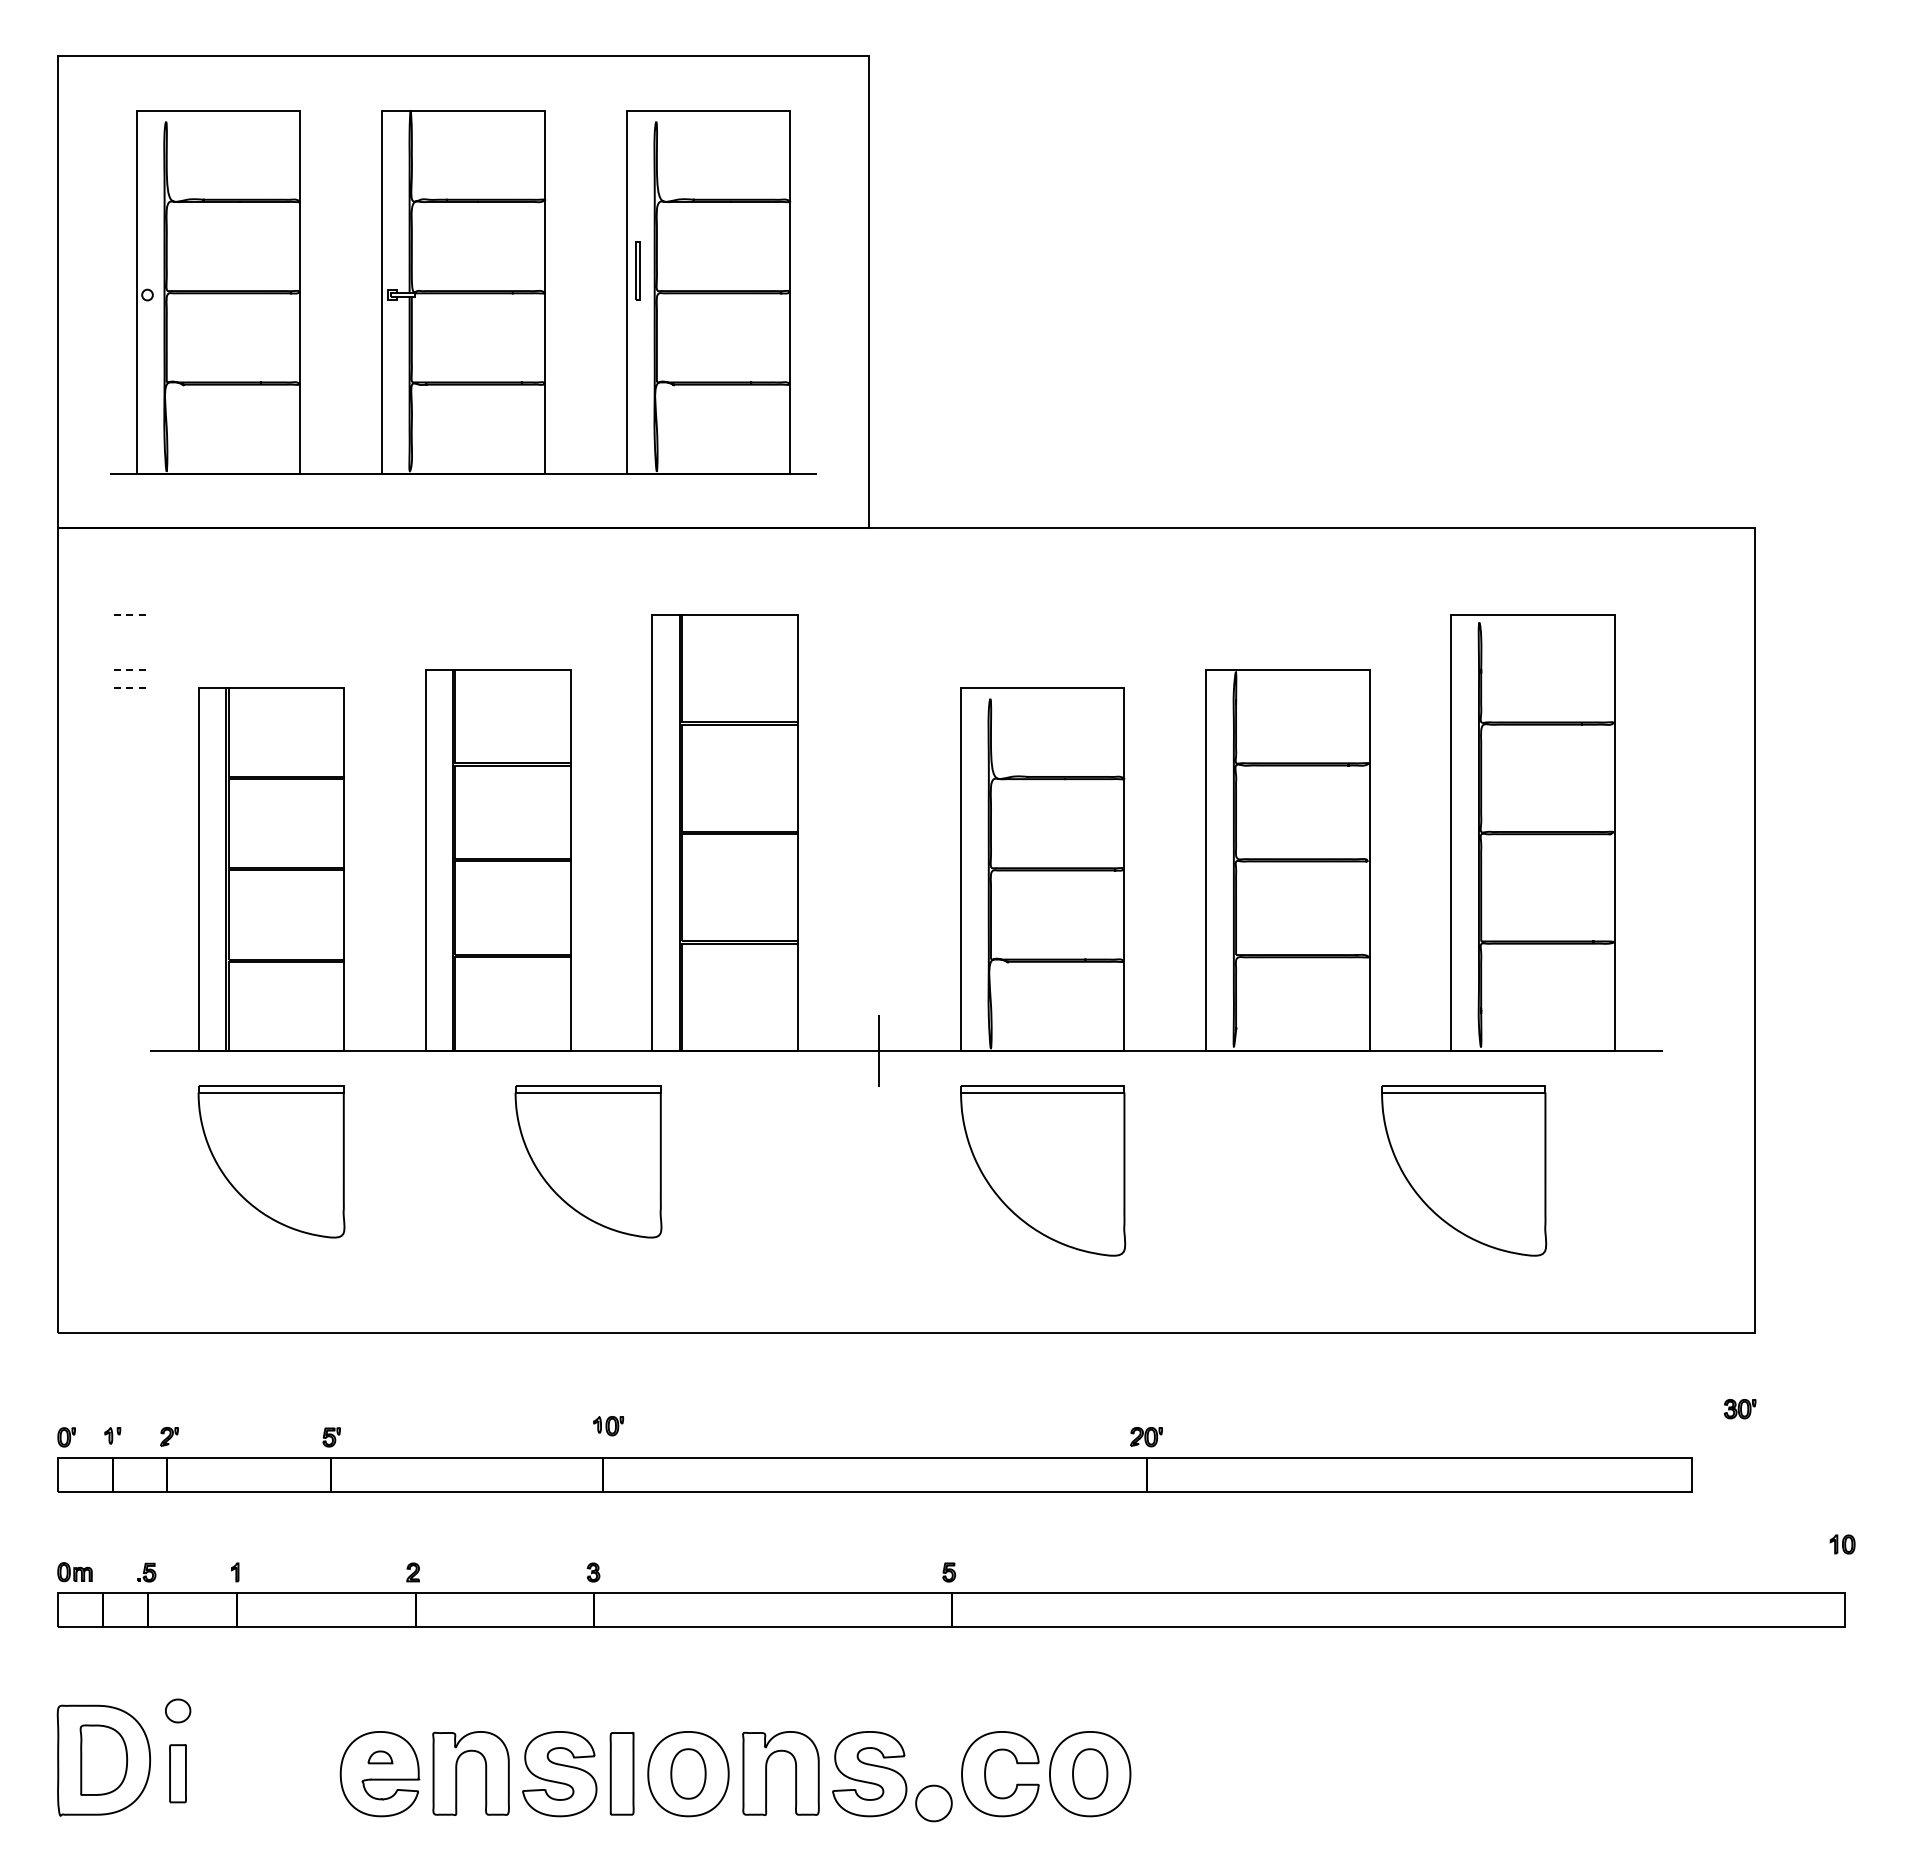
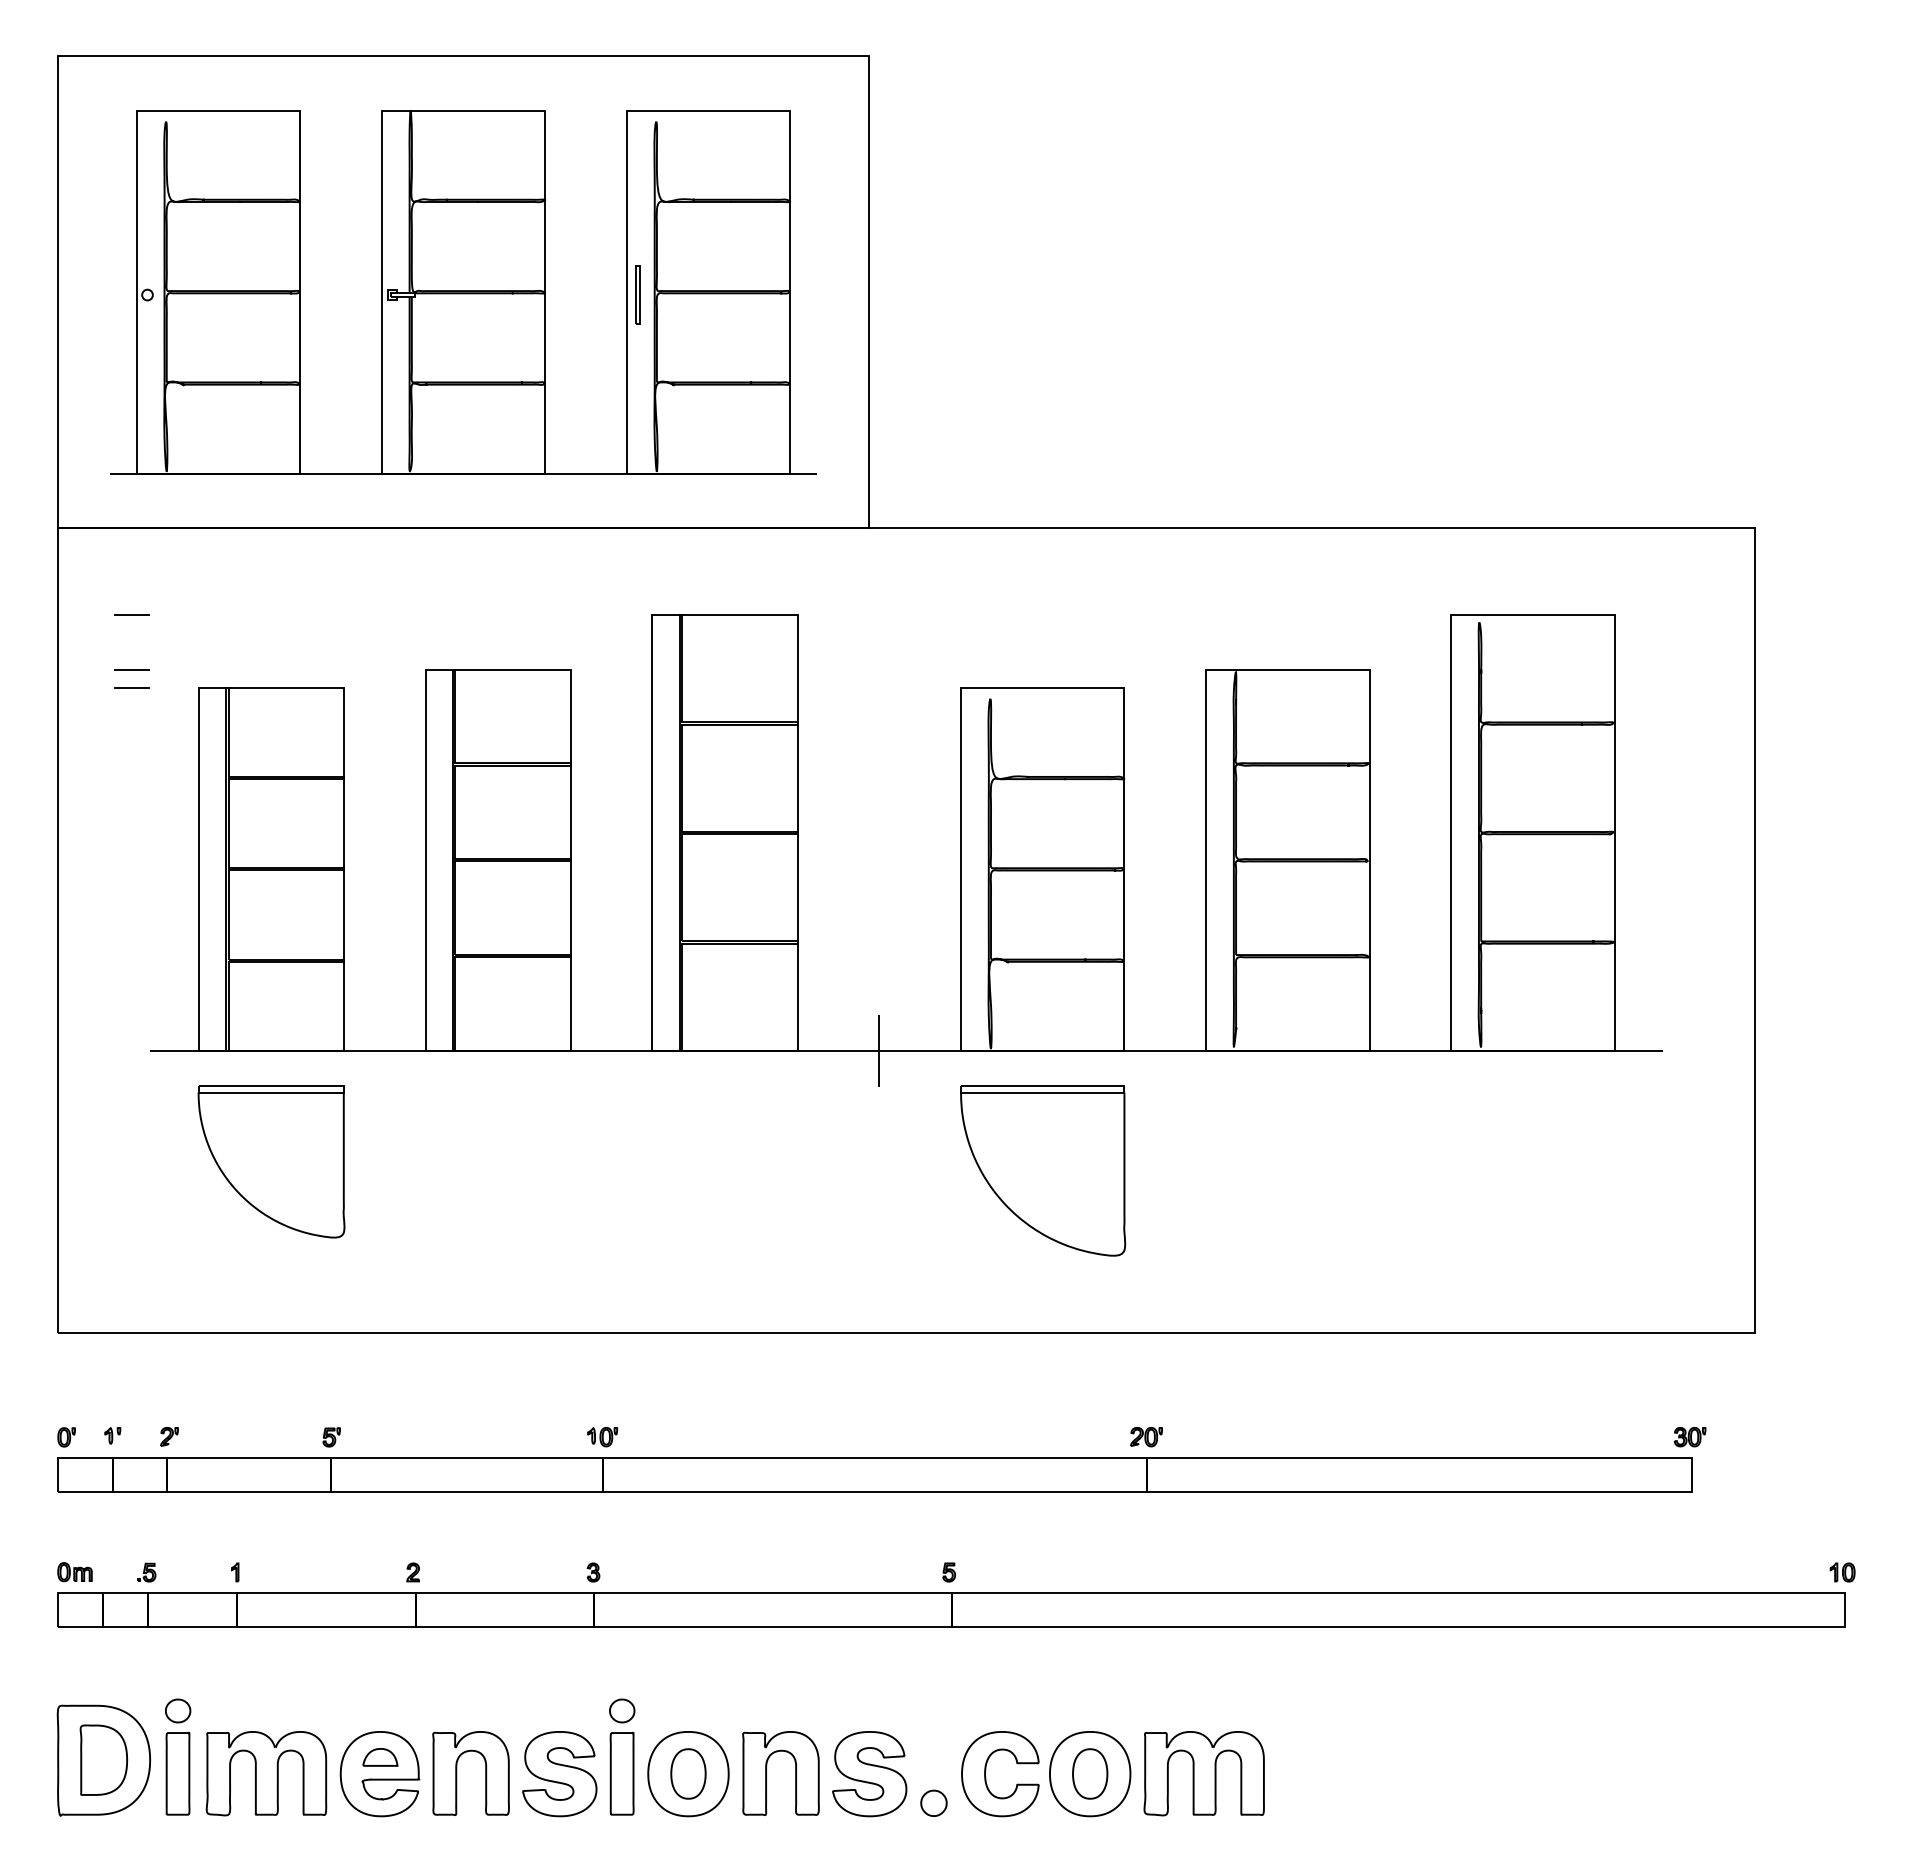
part position: (637, 270) -> (637, 294) (637, 294)
line: dashed -> solid (132, 615)
line: dashed -> solid (132, 669)
line: dashed -> solid (132, 687)
part: present -> none (588, 1161)
part: present -> none (1464, 1170)
part position: (1739, 1409) -> (1689, 1437) (1689, 1437)
part position: (608, 1426) -> (602, 1437) (602, 1437)
part position: (1842, 1544) -> (1842, 1572) (1842, 1572)
part: none -> present (622, 1710)
part size: 27x15 px -> 37x19 px (380, 1757)
part size: 18x60 px -> 26x85 px (177, 1773)
part: none -> present (266, 1773)
part: none -> present (1203, 1773)
part size: 38x39 px -> 28x28 px (933, 1802)
